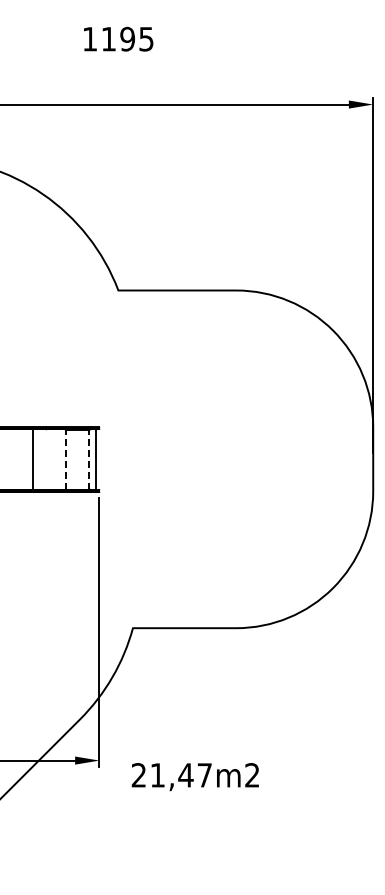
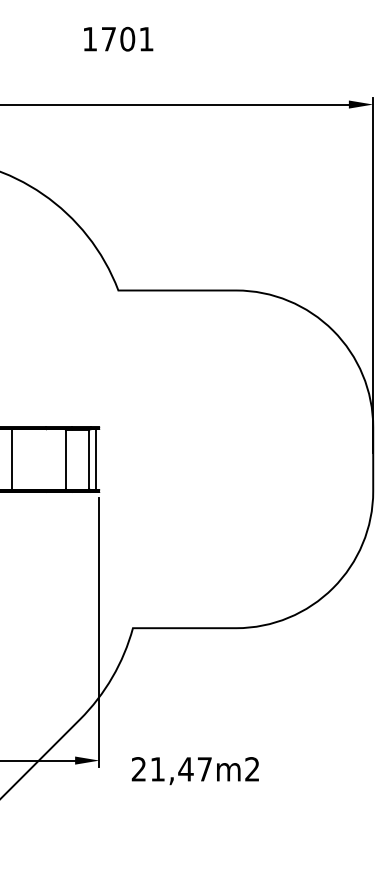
text: 1195 -> 1701 (127, 39)
line position: (32, 459) -> (11, 459) (11, 459)
line: dashed -> solid (65, 459)
line: dashed -> solid (89, 459)
text position: (194, 777) -> (194, 771) (194, 771)
